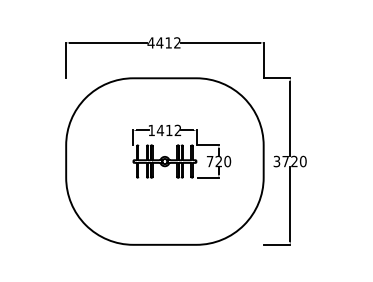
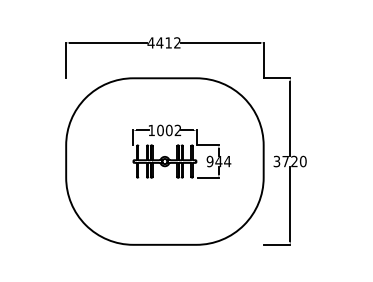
text: 1412 -> 1002 (164, 130)
text: 720 -> 944 (218, 161)
